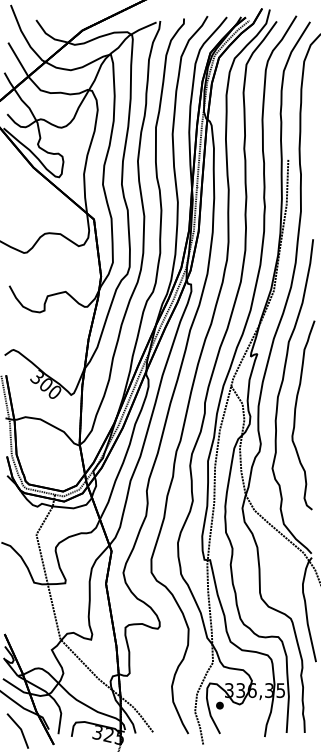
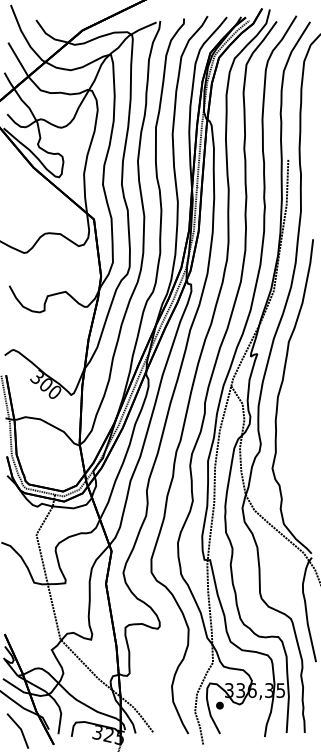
curve: present -> none (295, 415)
